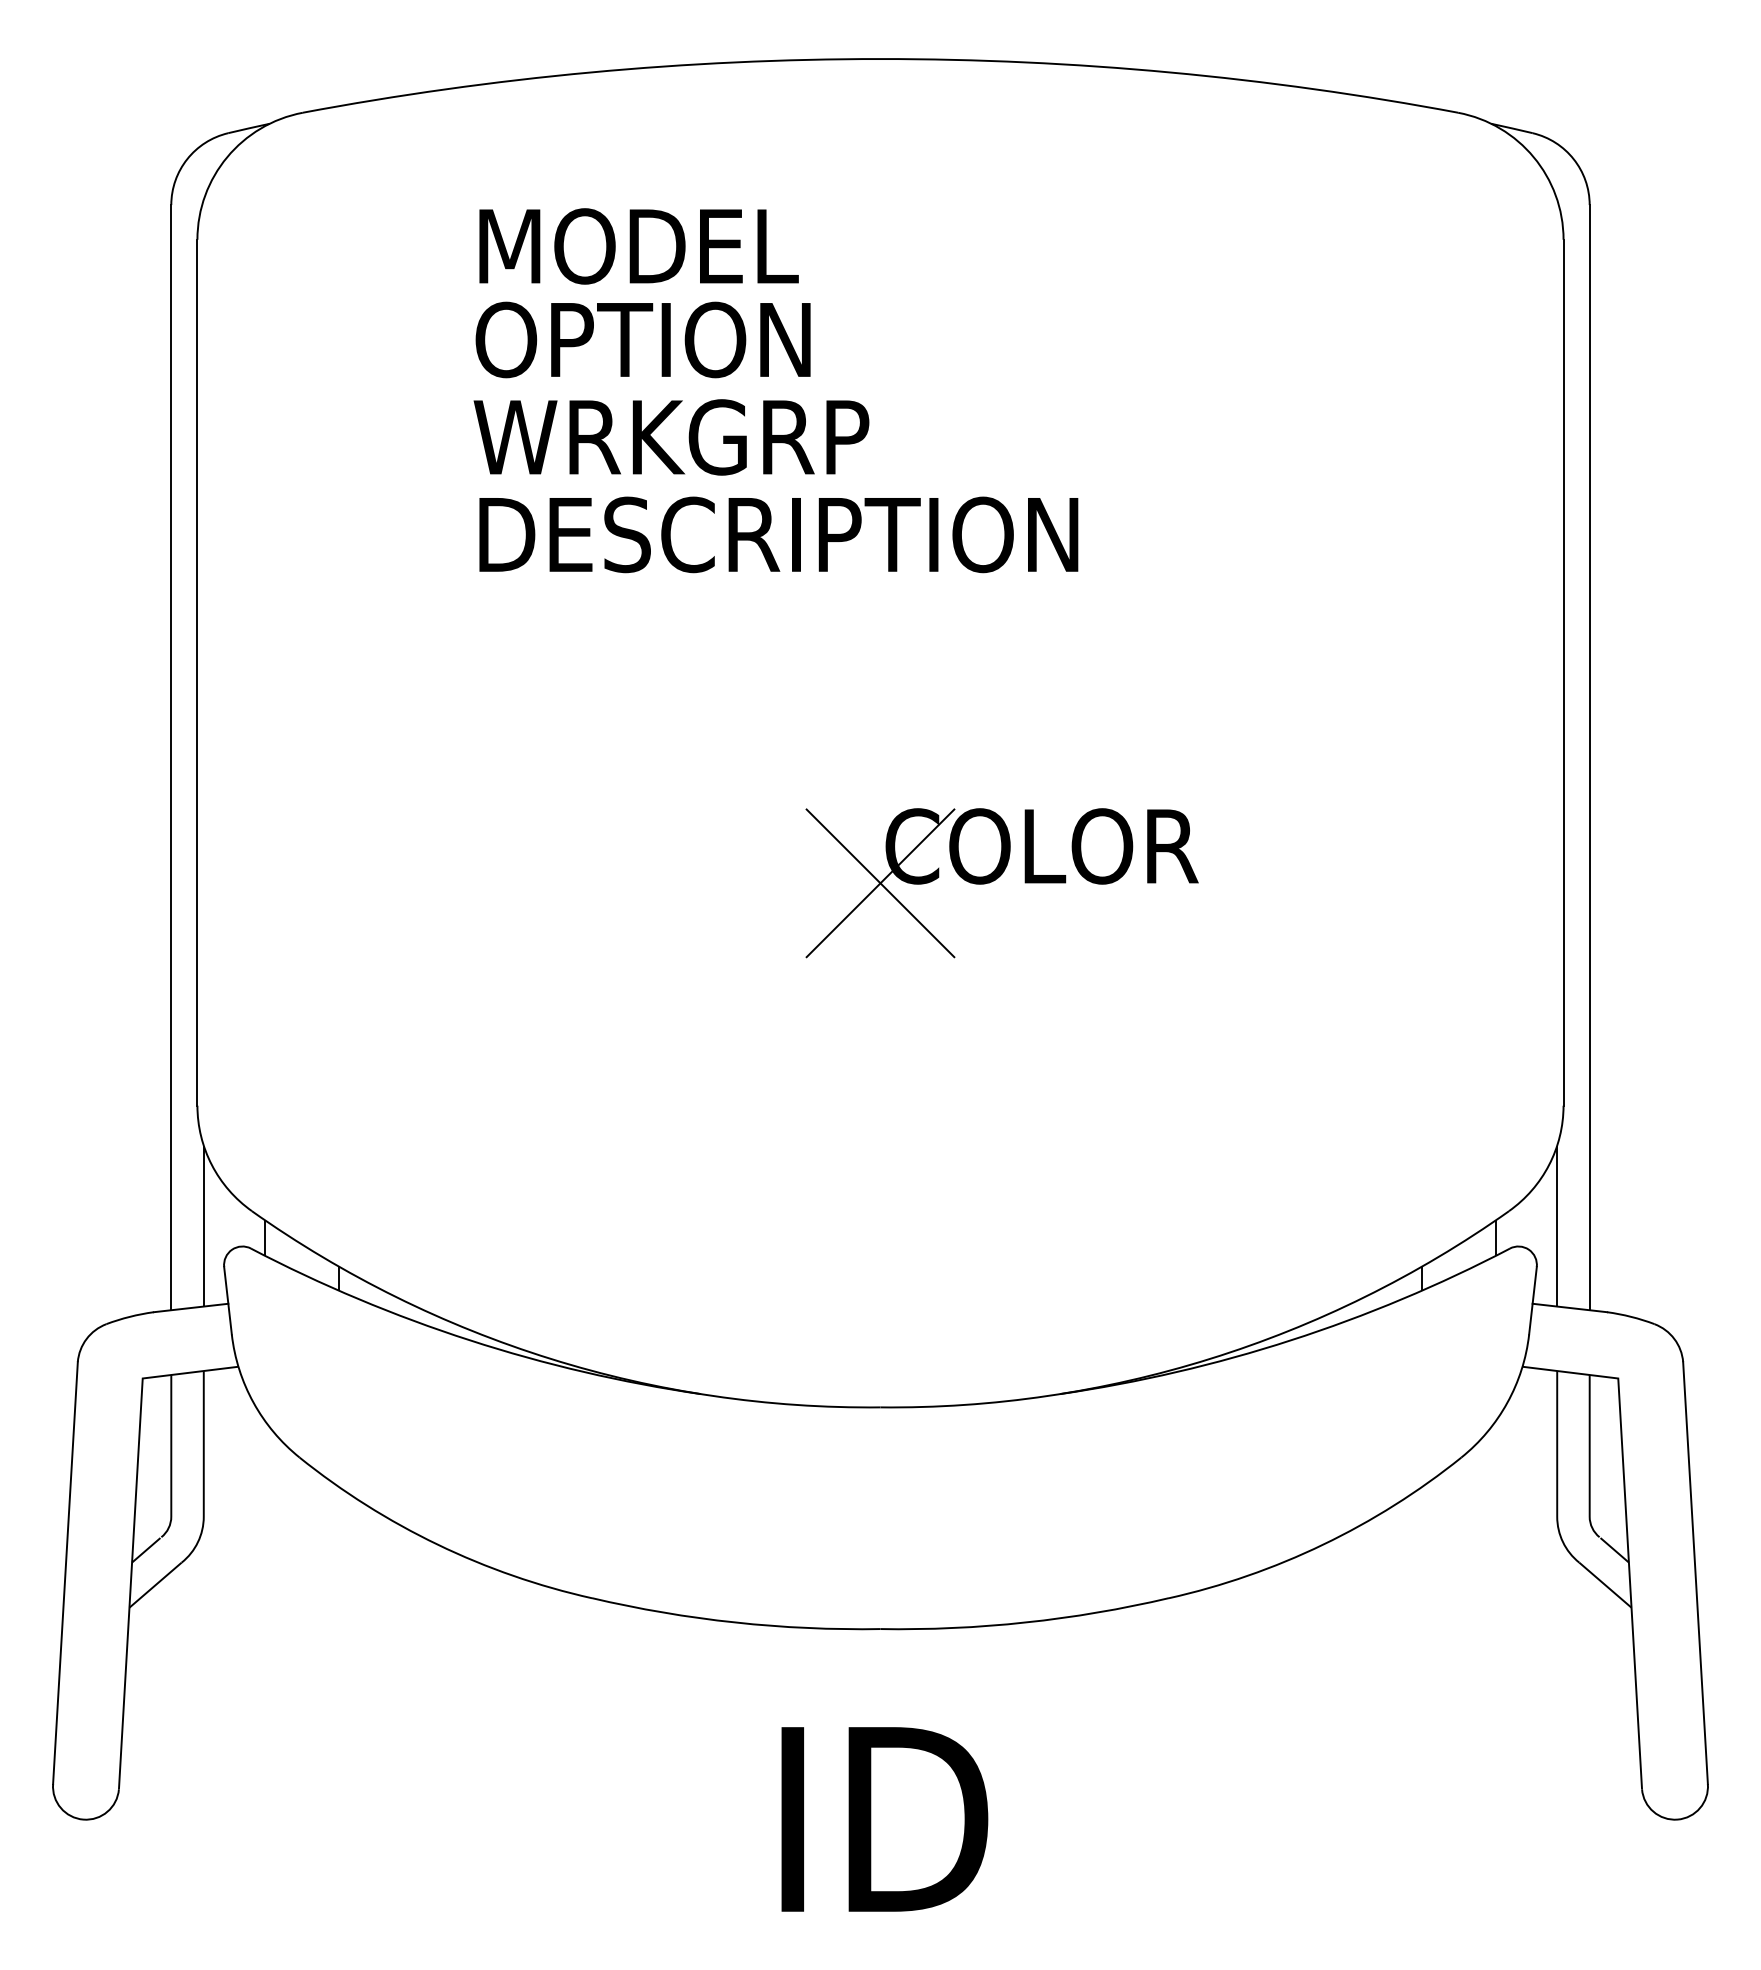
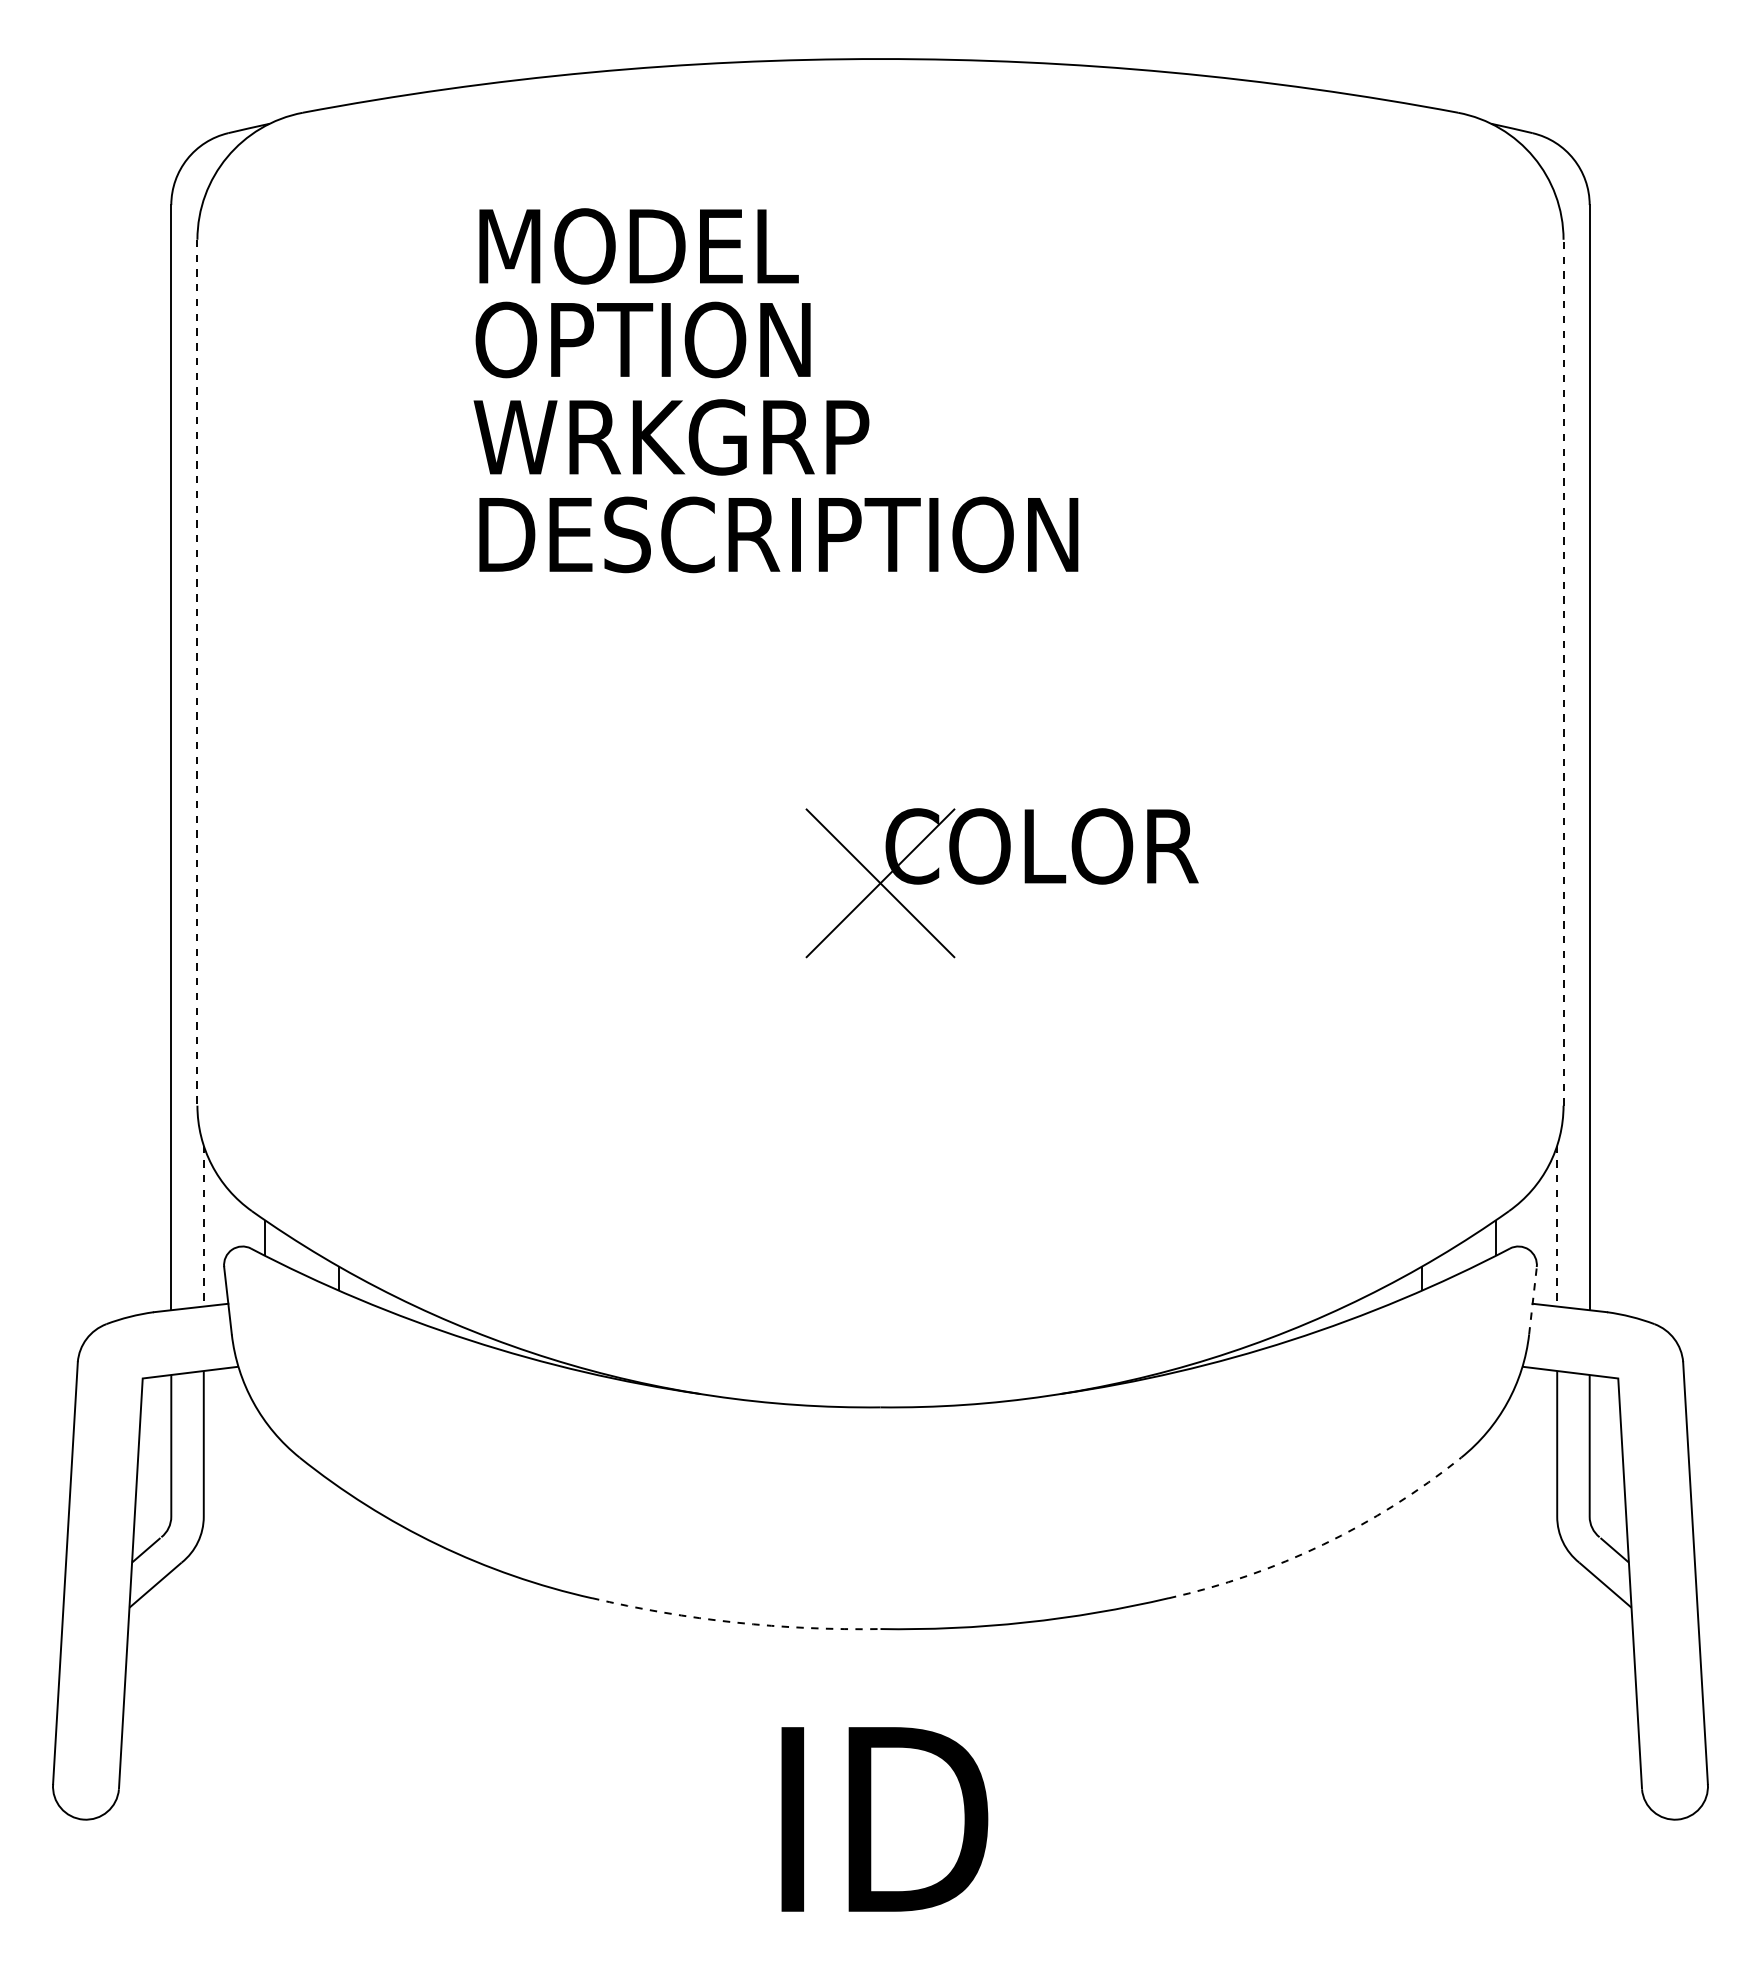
line: solid -> dashed (197, 672)
line: solid -> dashed (1563, 672)
line: solid -> dashed (203, 1226)
line: solid -> dashed (1557, 1226)
line: solid -> dashed (1532, 1300)
arc: solid -> dashed (1323, 1544)
arc: solid -> dashed (735, 1622)
